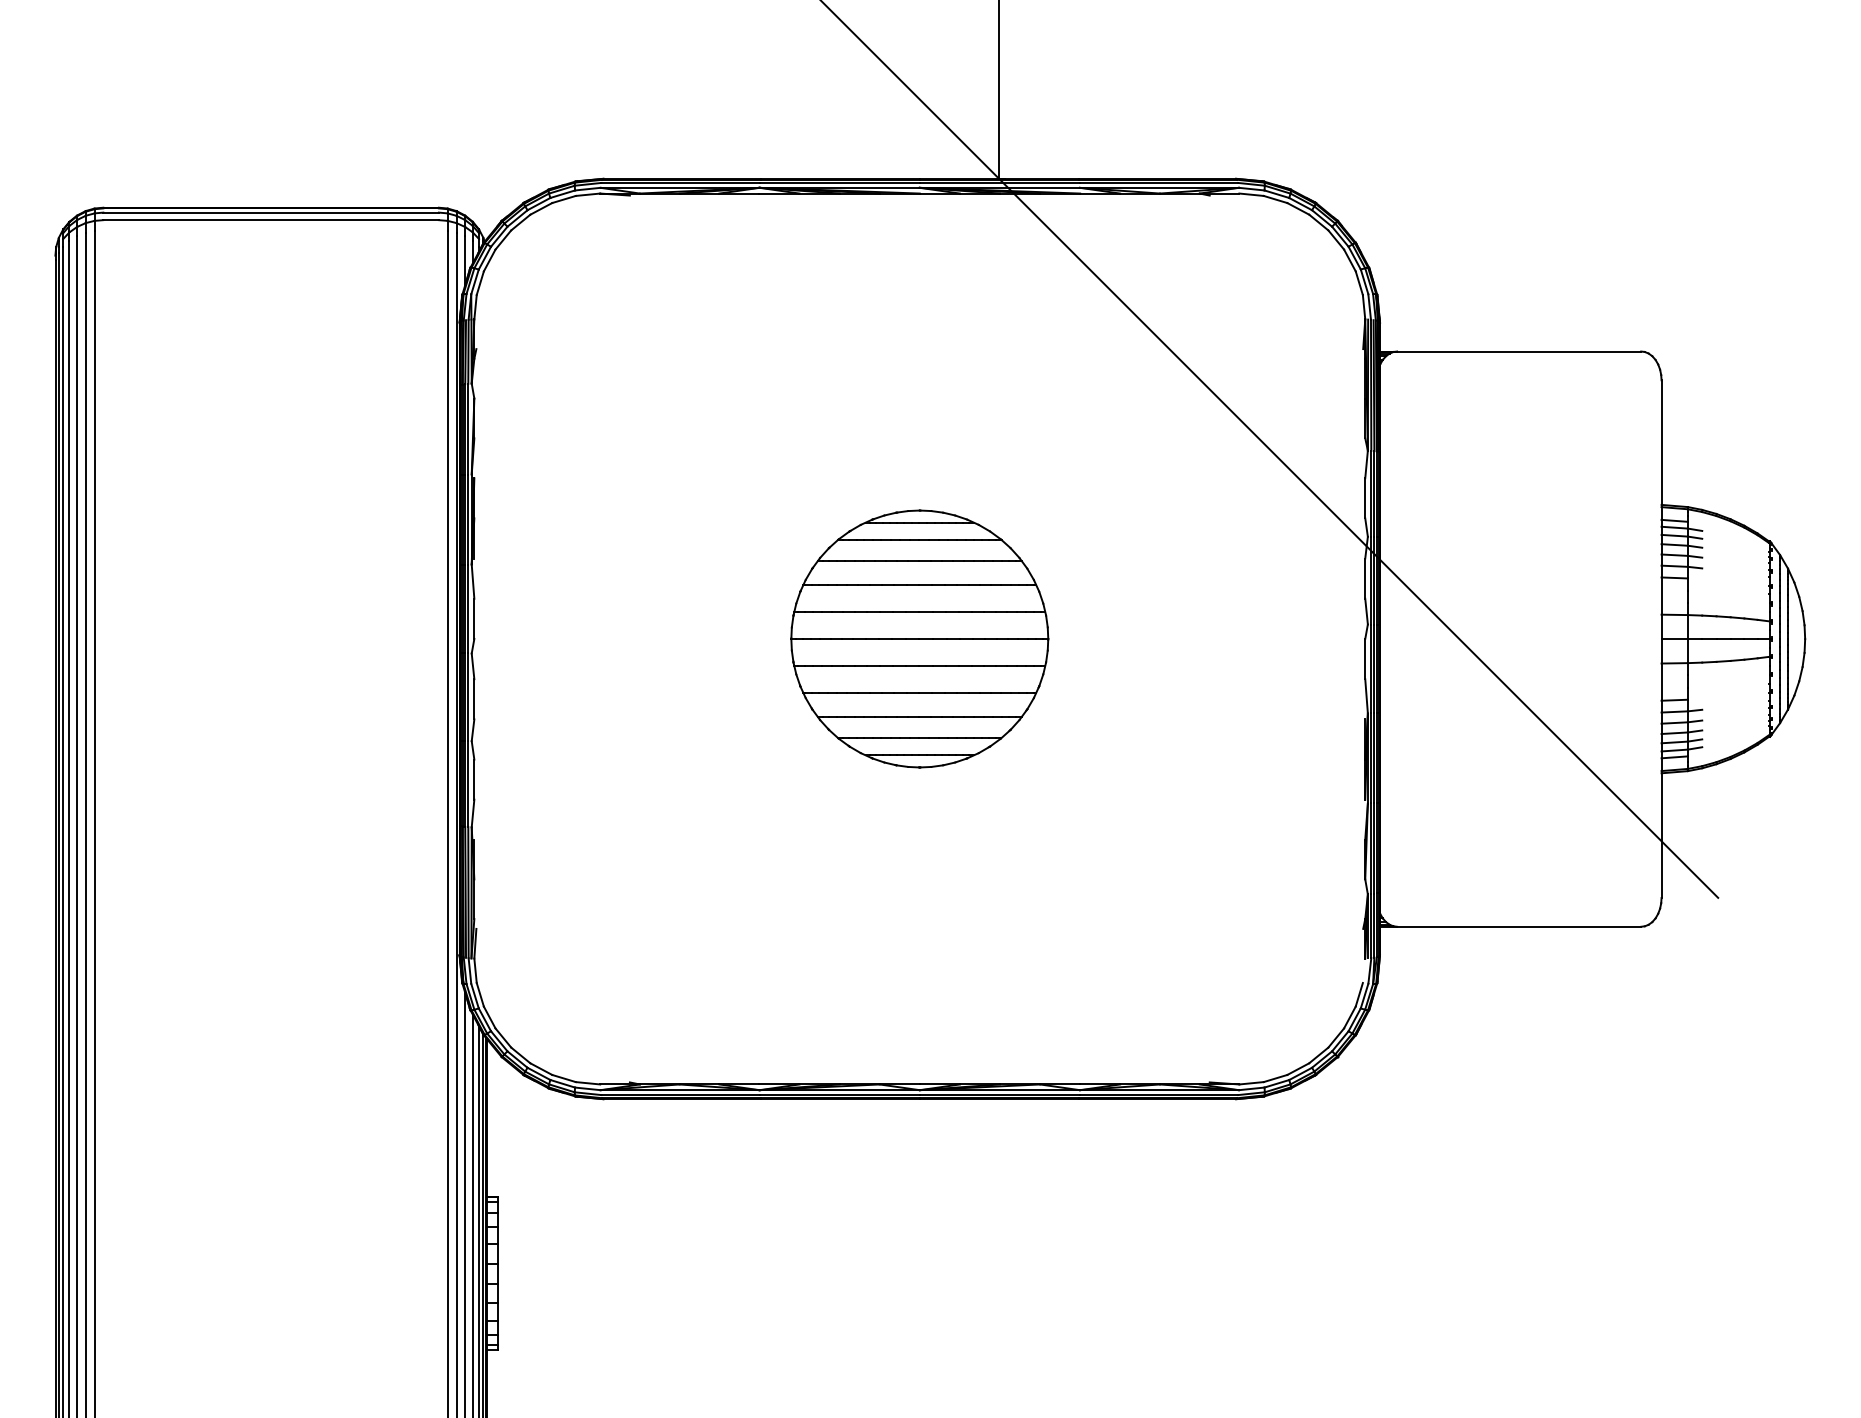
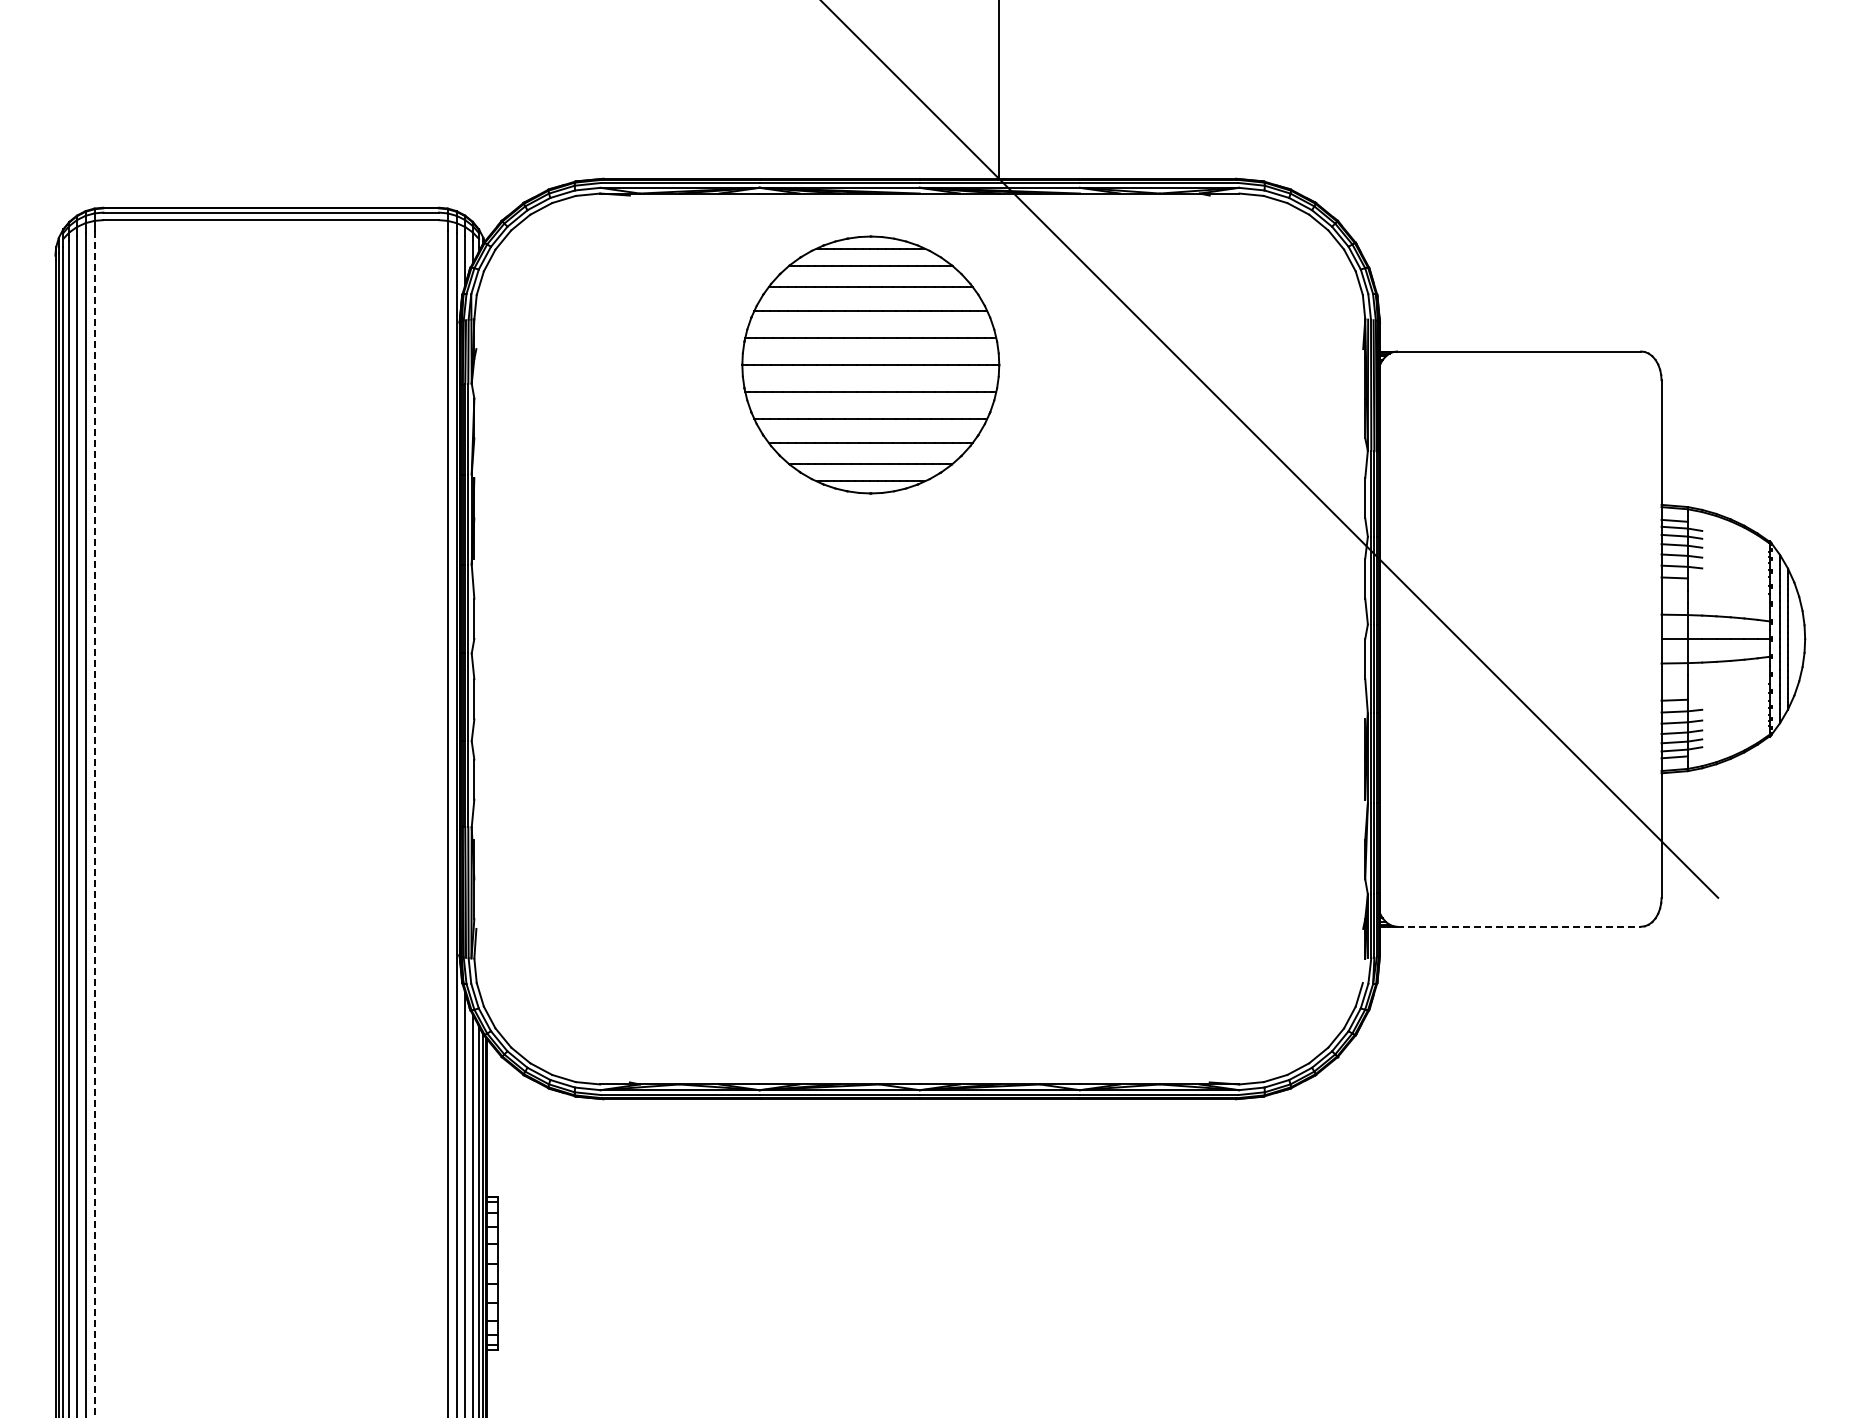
part position: (919, 638) -> (870, 364) (870, 364)
line: solid -> dashed (94, 824)
line: solid -> dashed (1519, 926)
